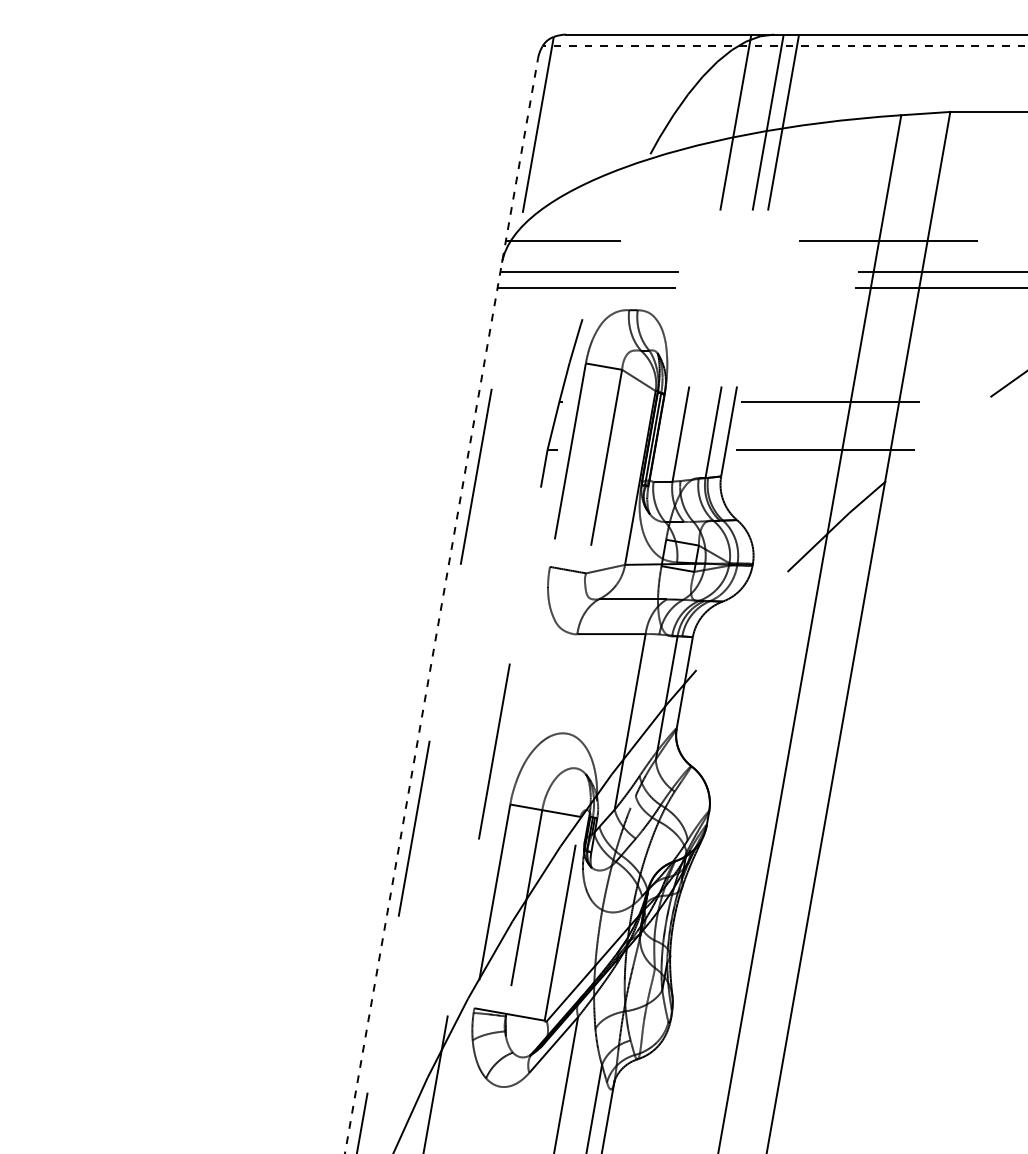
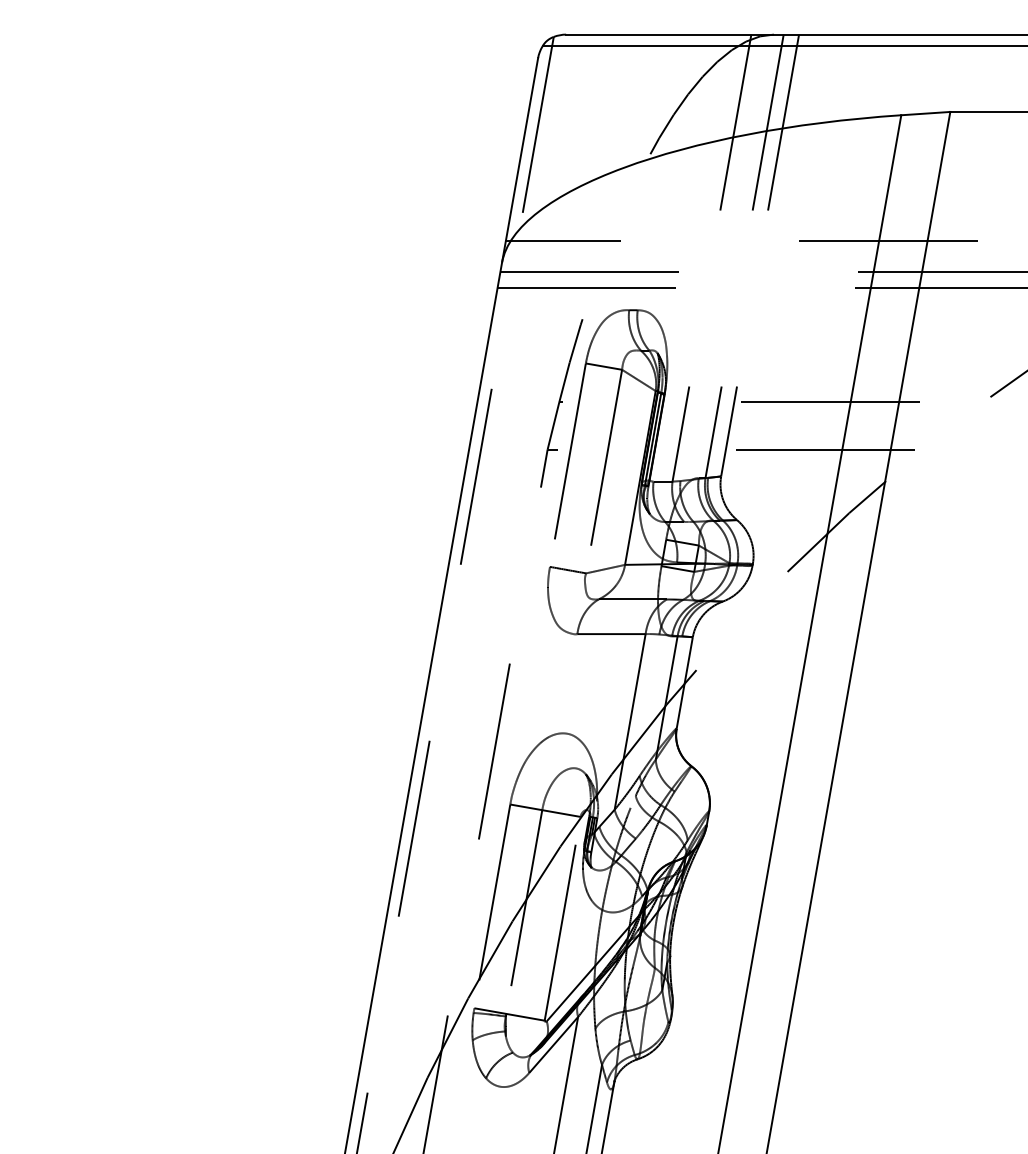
line: dashed -> solid (784, 46)
line: dashed -> solid (441, 605)
